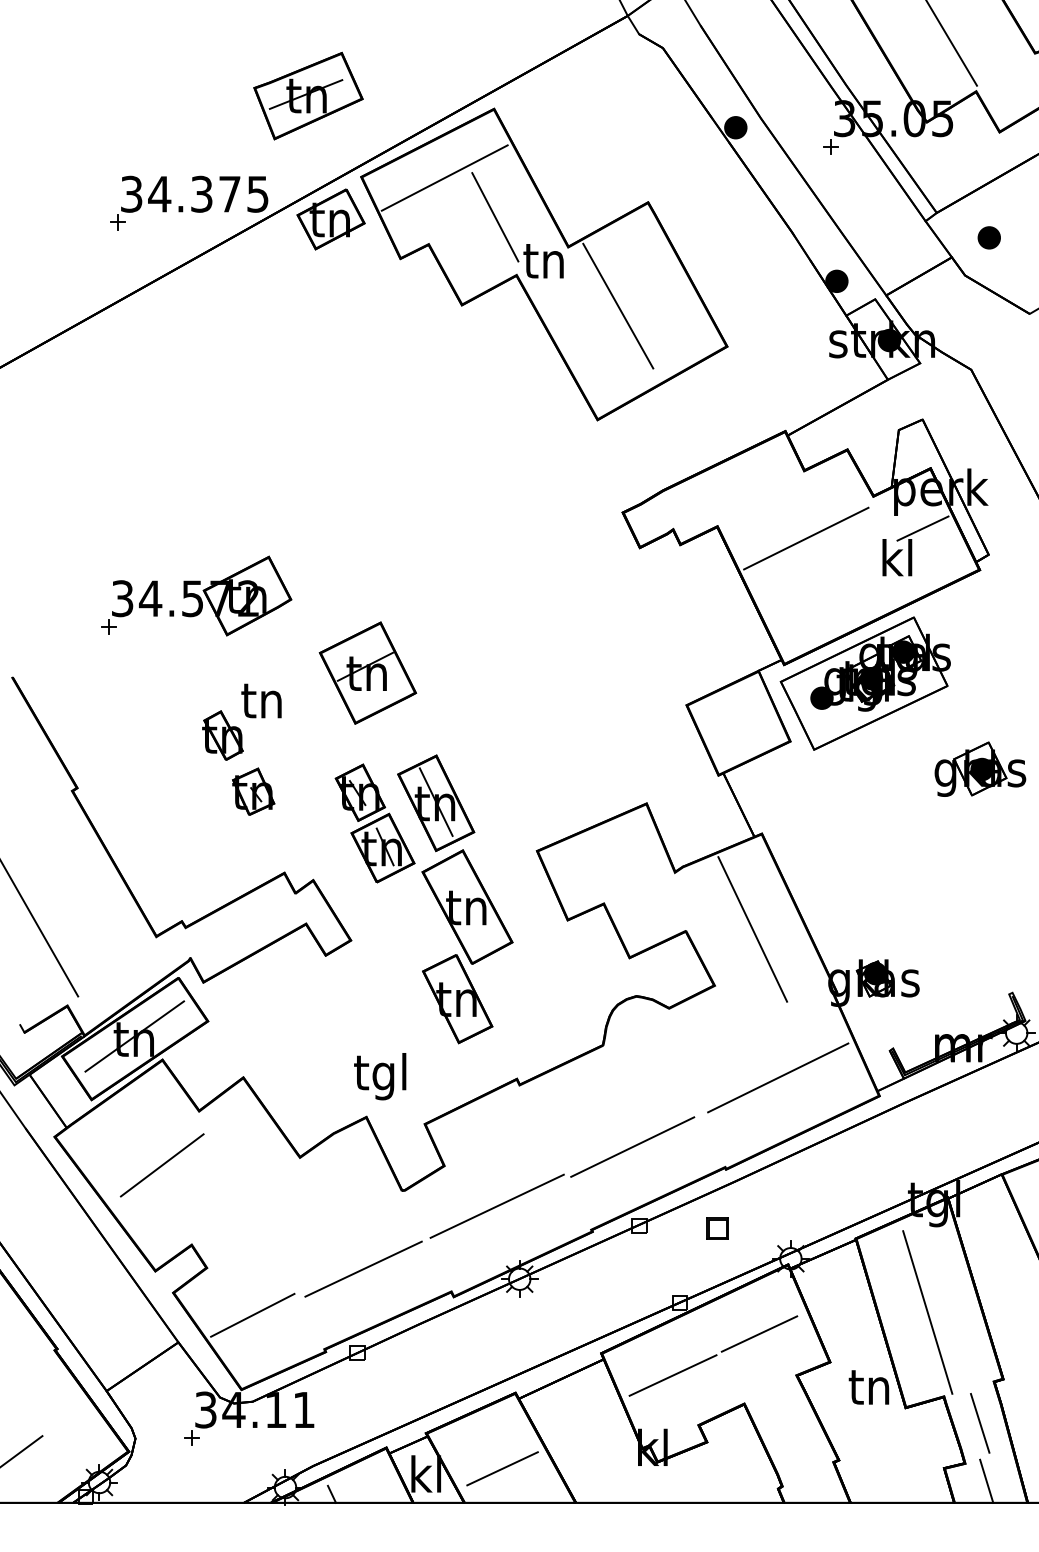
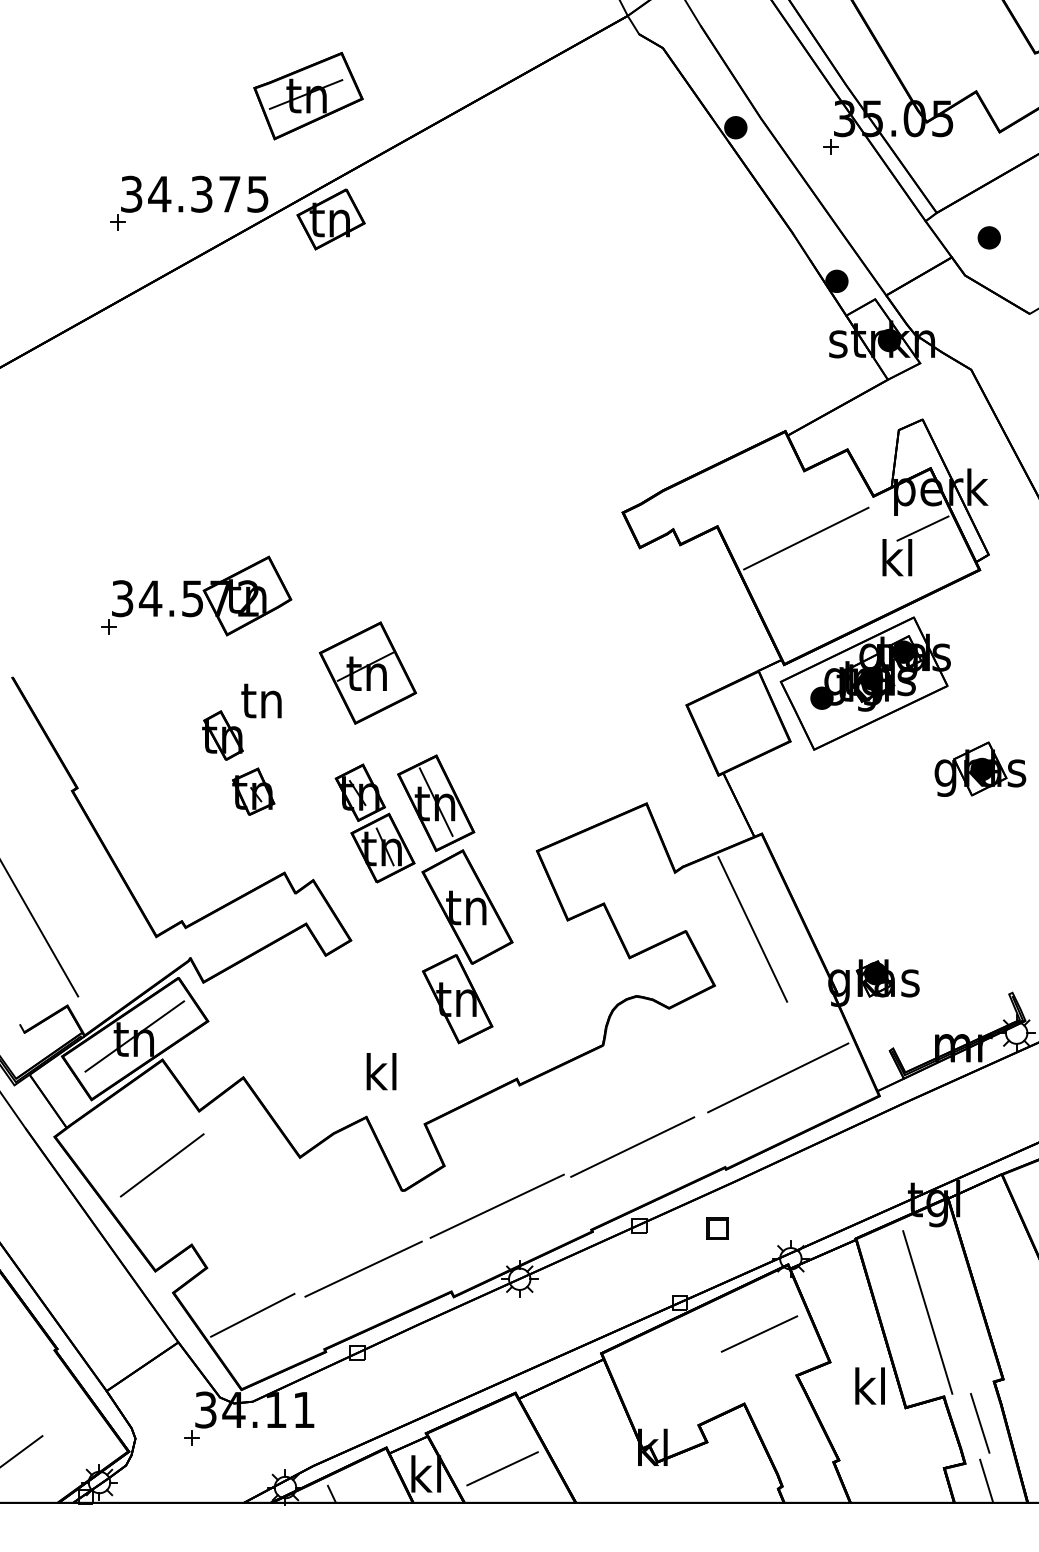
line: present -> none (952, 43)
part: present -> none (544, 264)
text: tgl -> kl (380, 1076)
line: present -> none (672, 1375)
text: tn -> kl (868, 1385)
